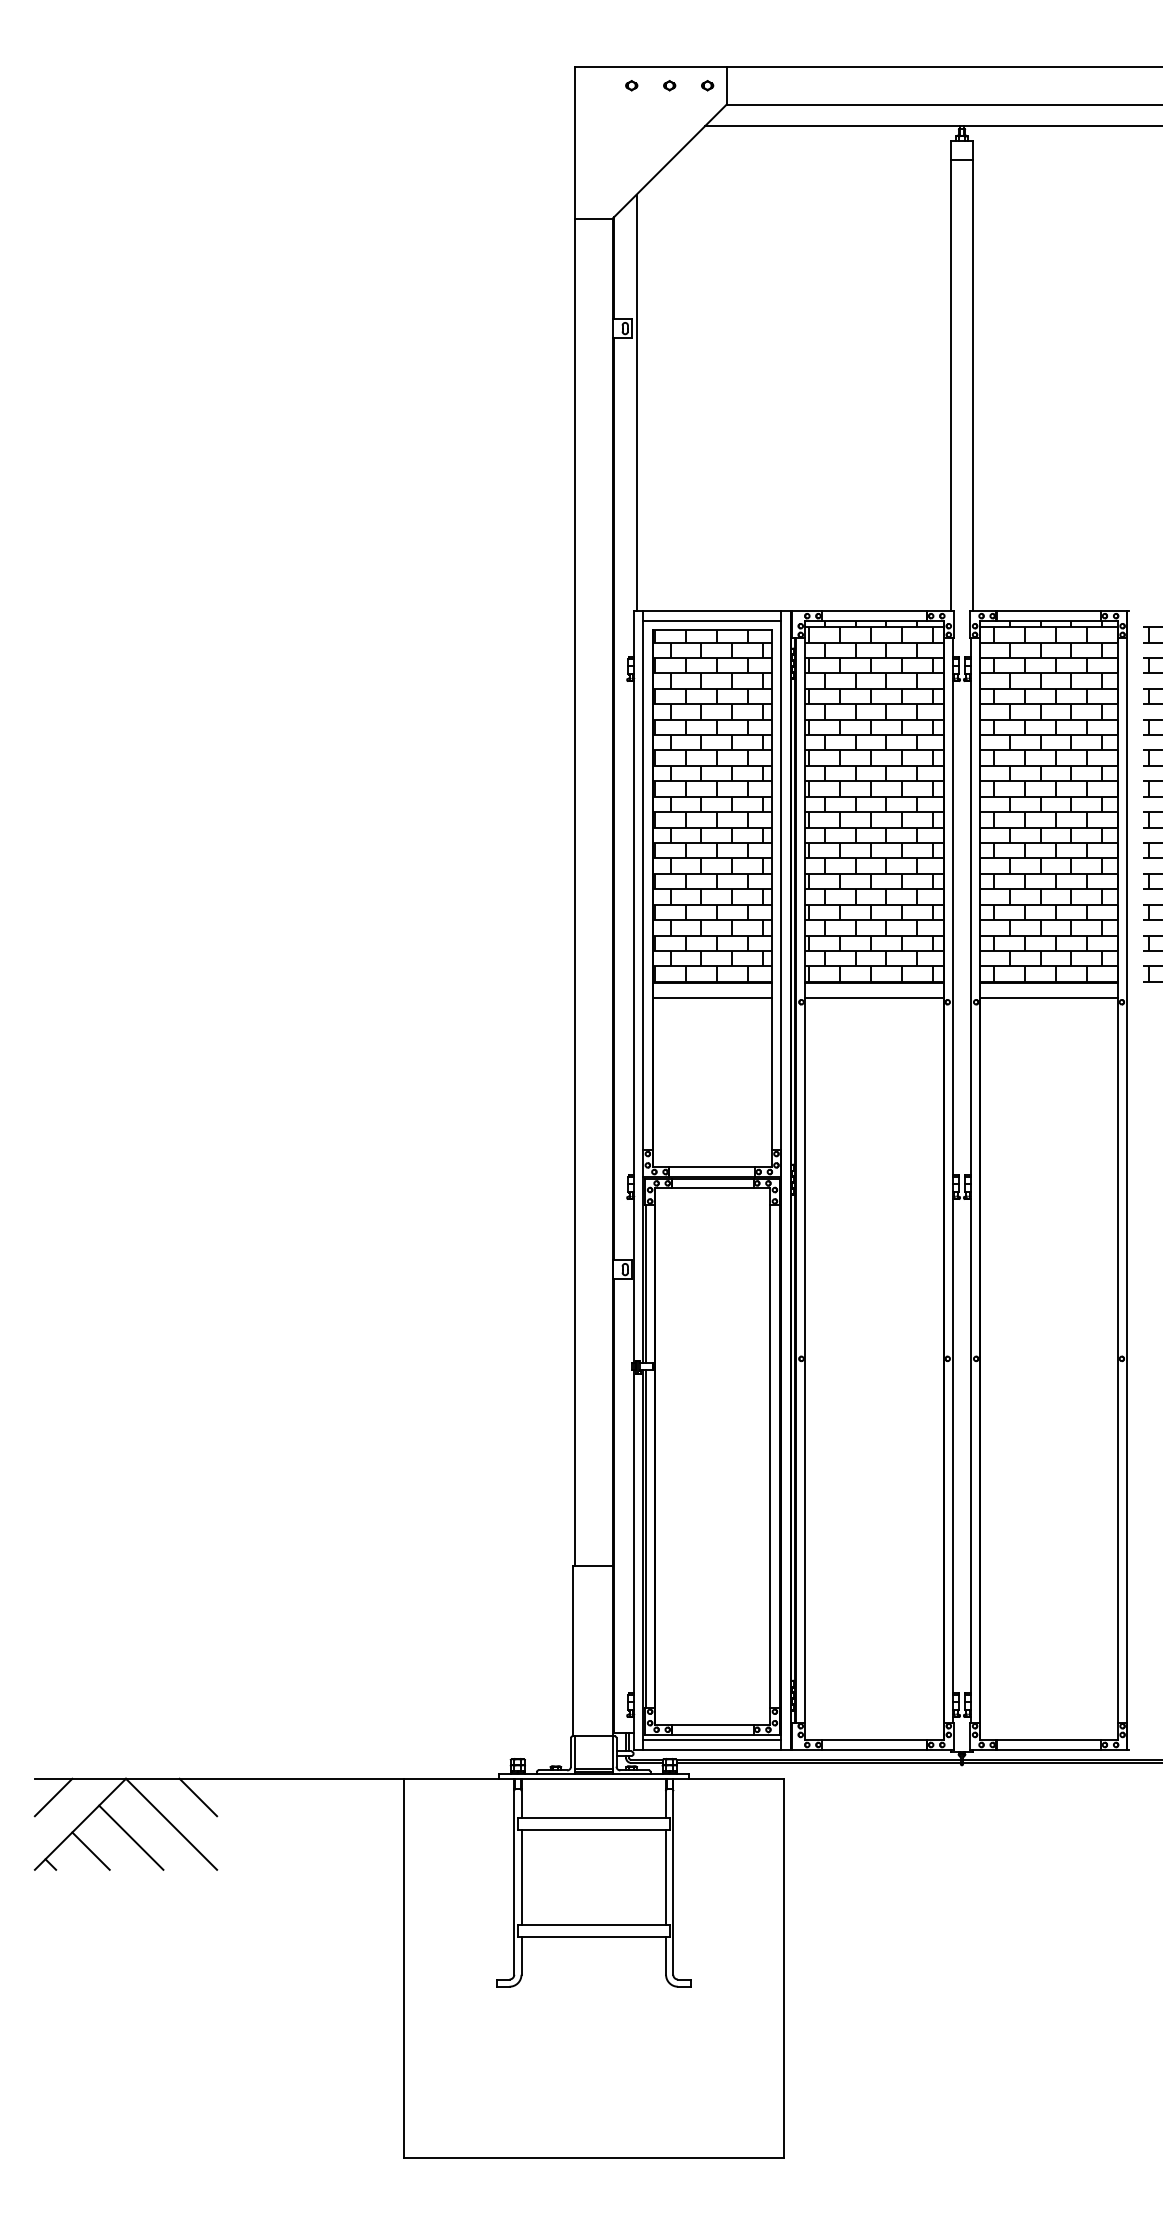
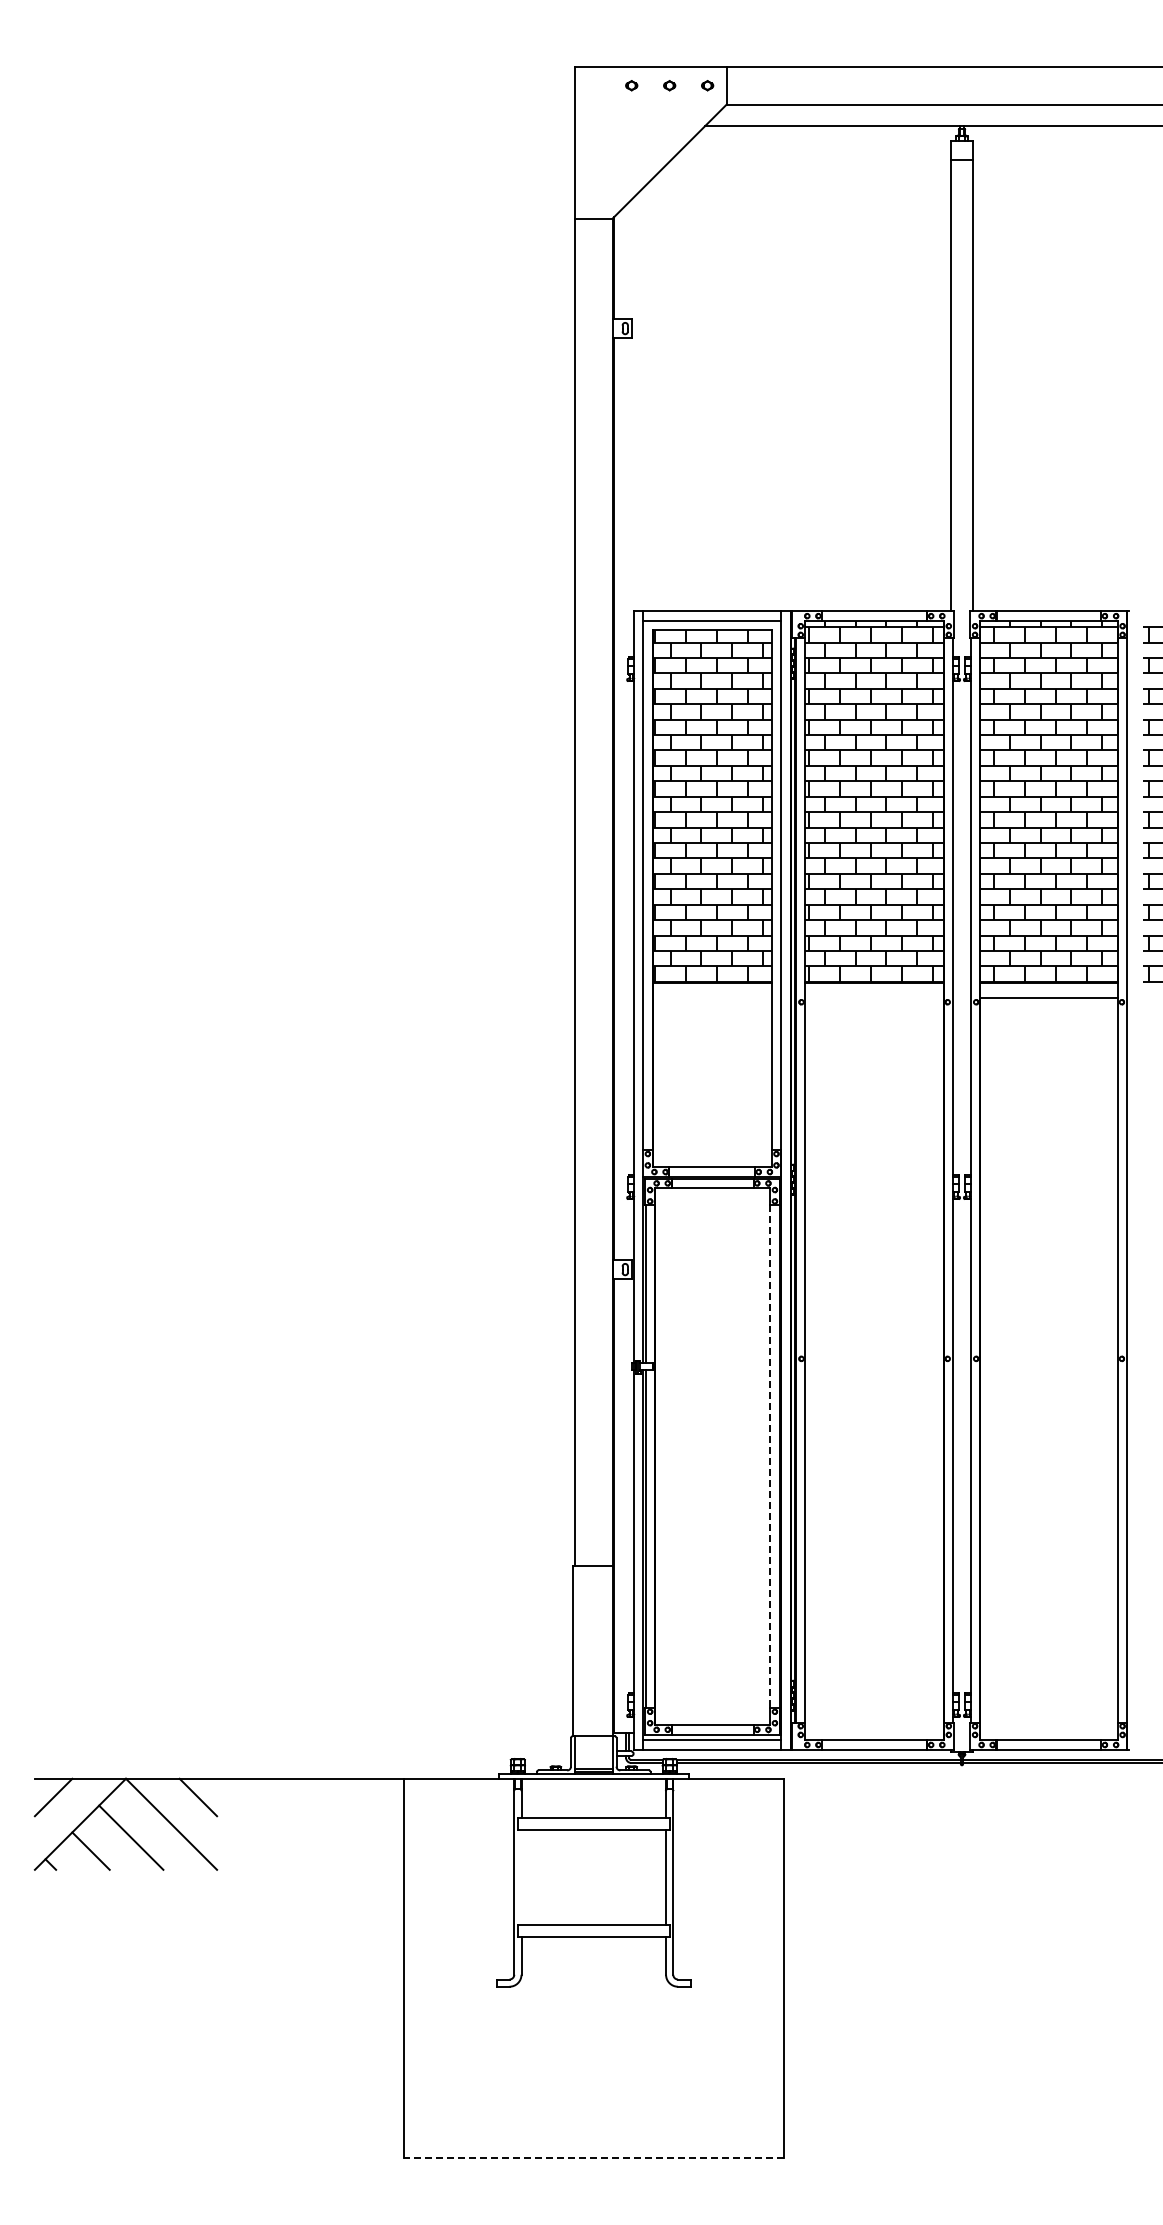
line: present -> none (636, 402)
line: present -> none (711, 998)
line: present -> none (874, 998)
line: solid -> dashed (770, 1457)
line: present -> none (521, 1877)
line: solid -> dashed (593, 2158)
